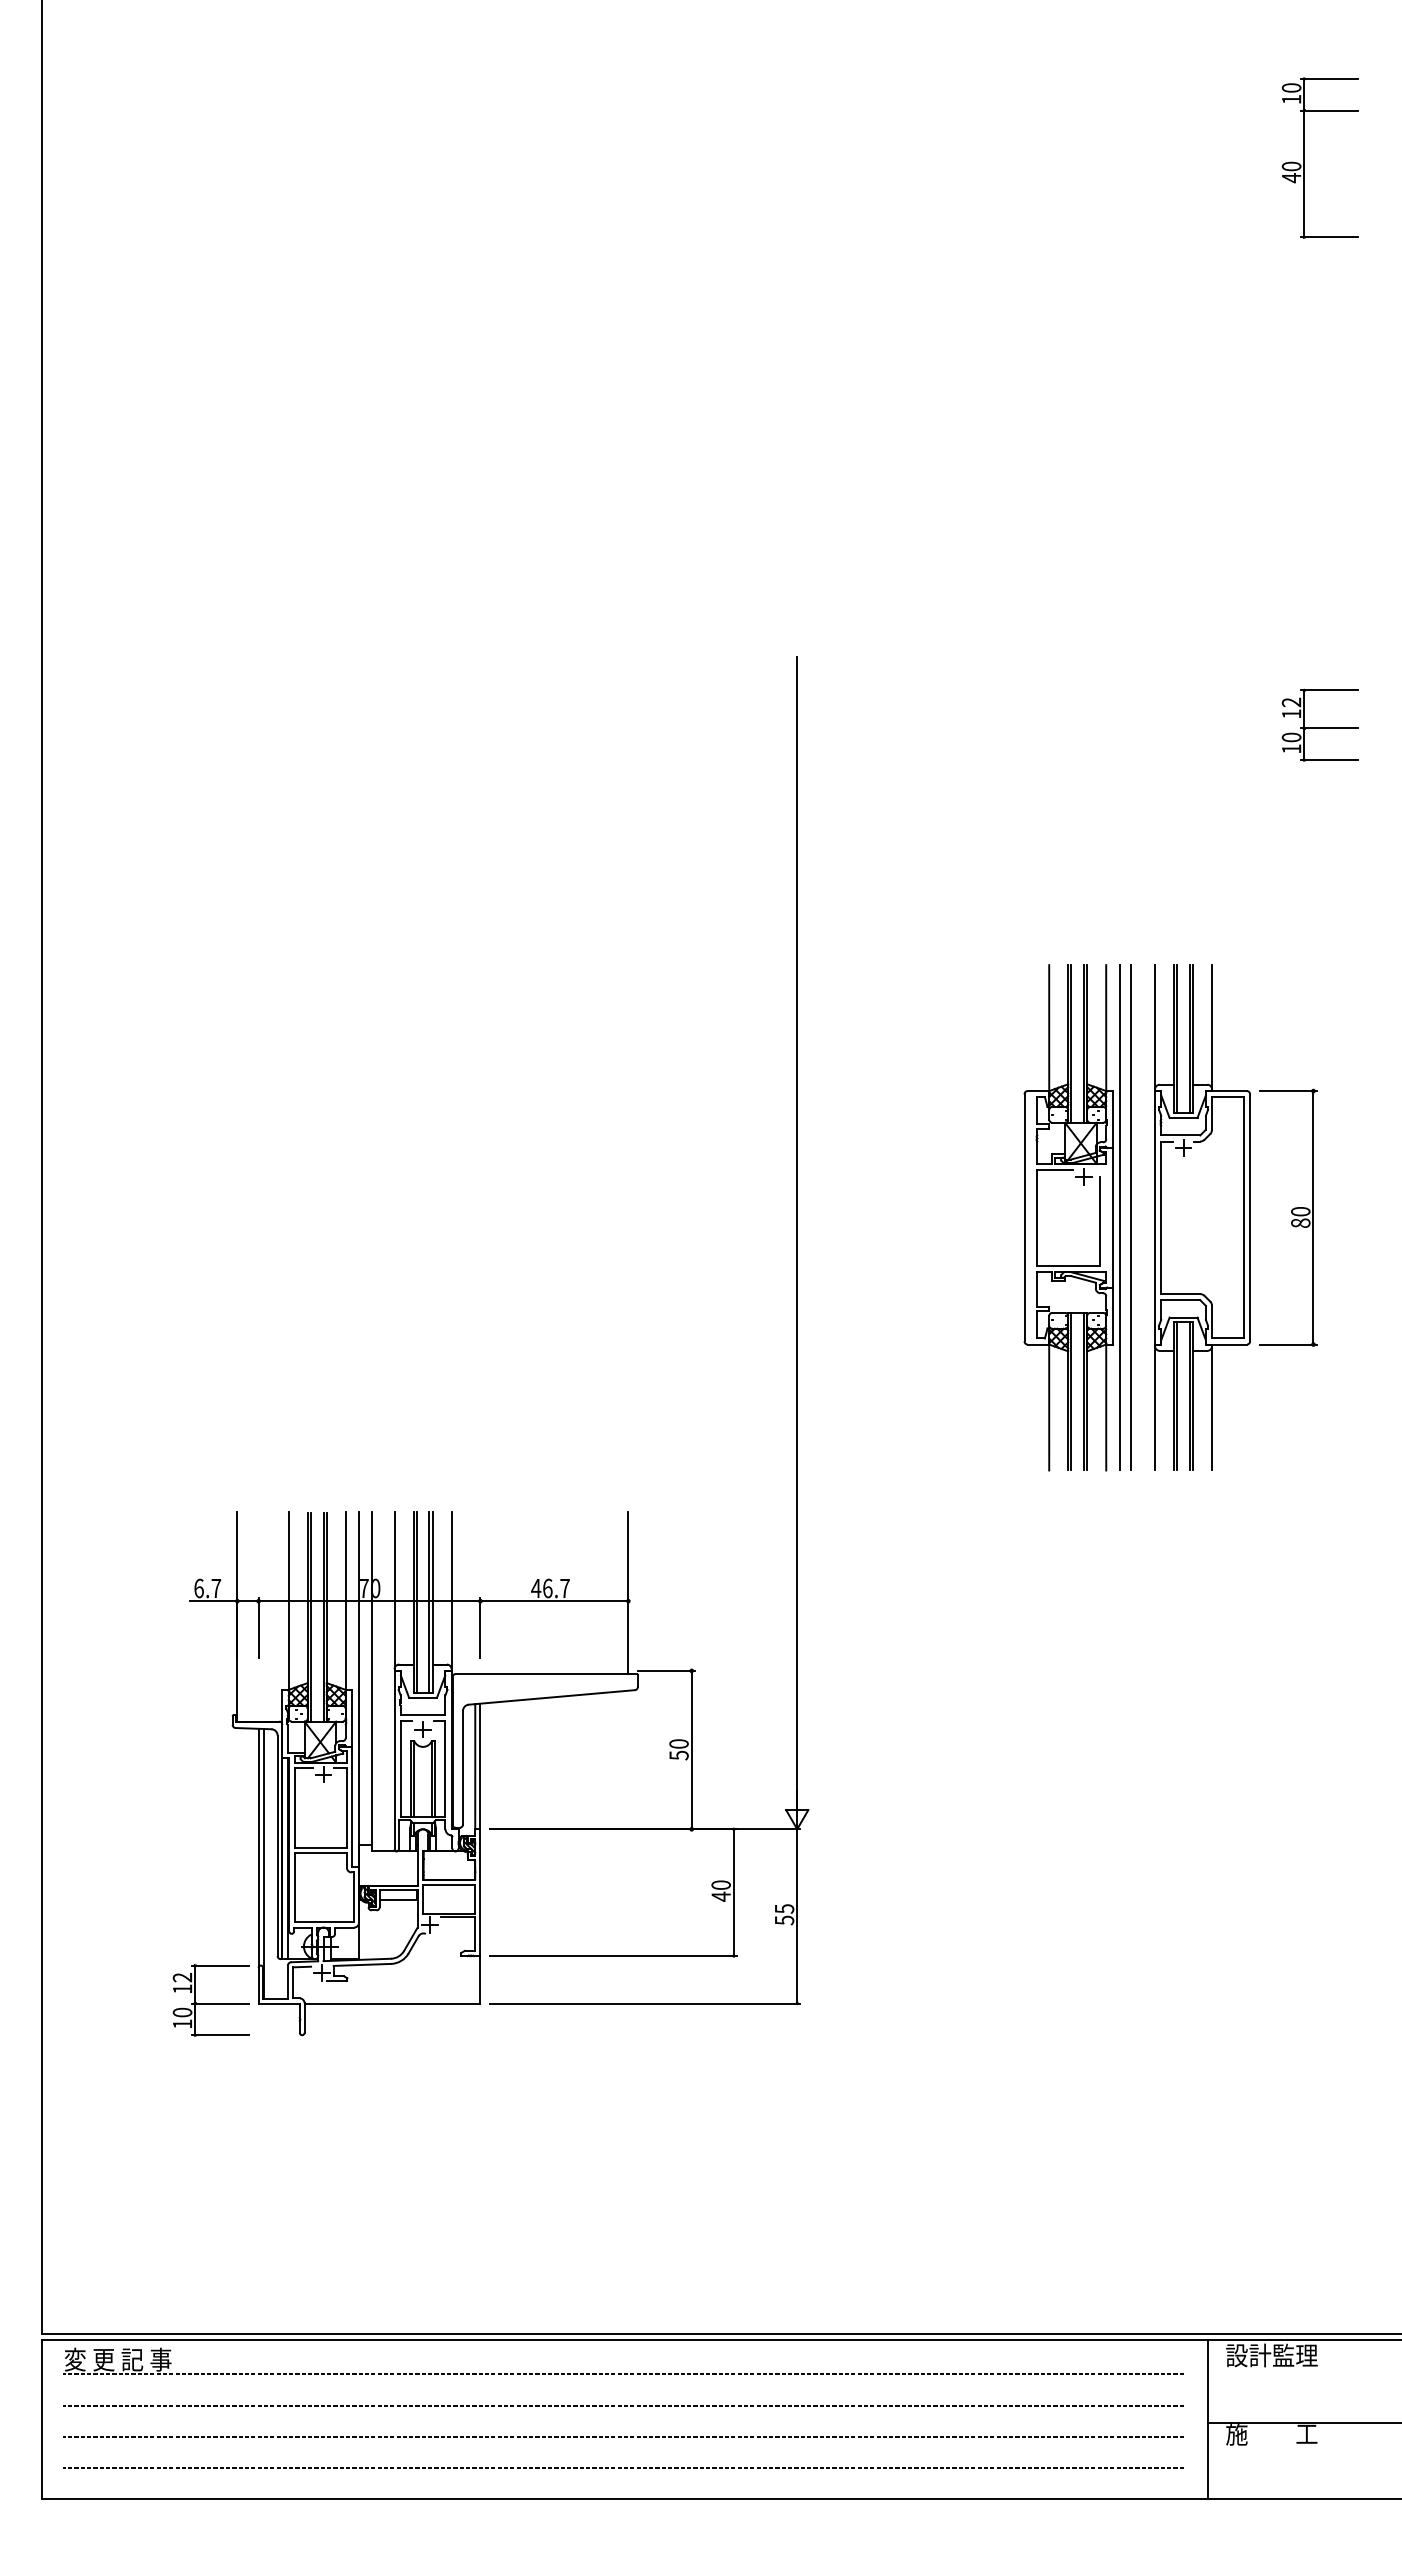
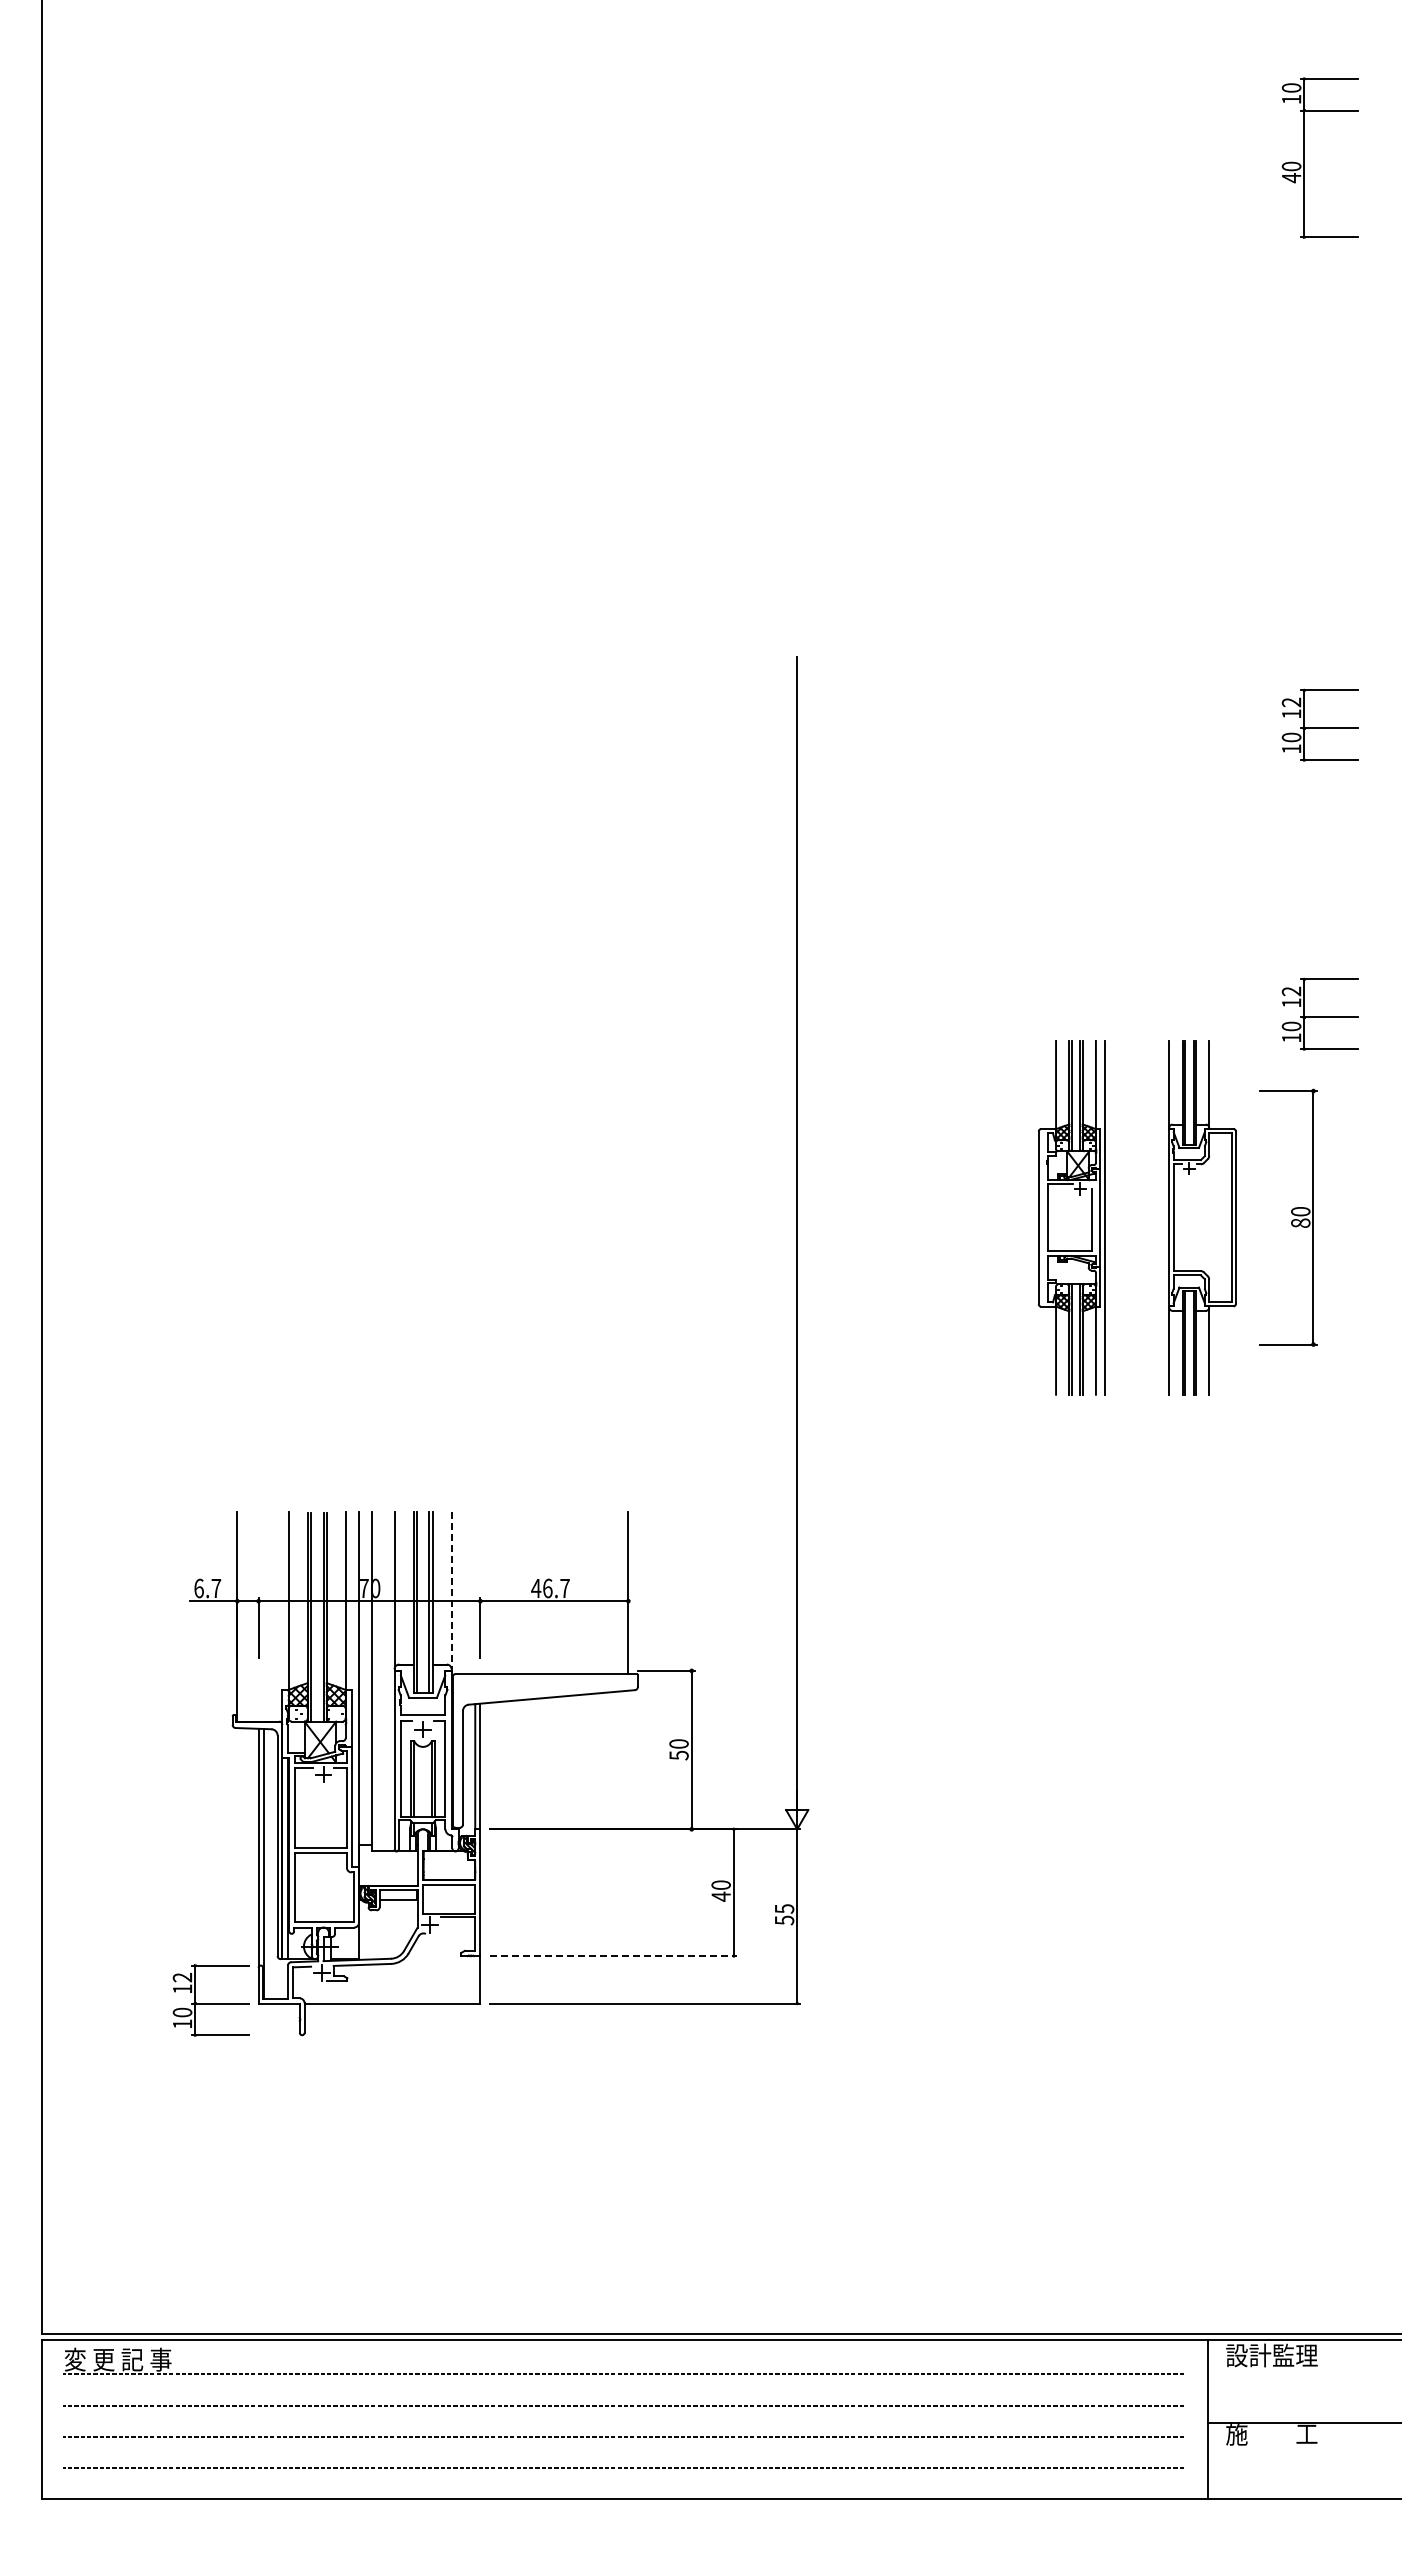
part: none -> present (1319, 1013)
part size: 98x508 px -> 68x356 px (1071, 1217)
line: present -> none (1130, 1217)
part size: 97x507 px -> 69x356 px (1202, 1217)
line: solid -> dashed (451, 1591)
line: solid -> dashed (613, 1956)
